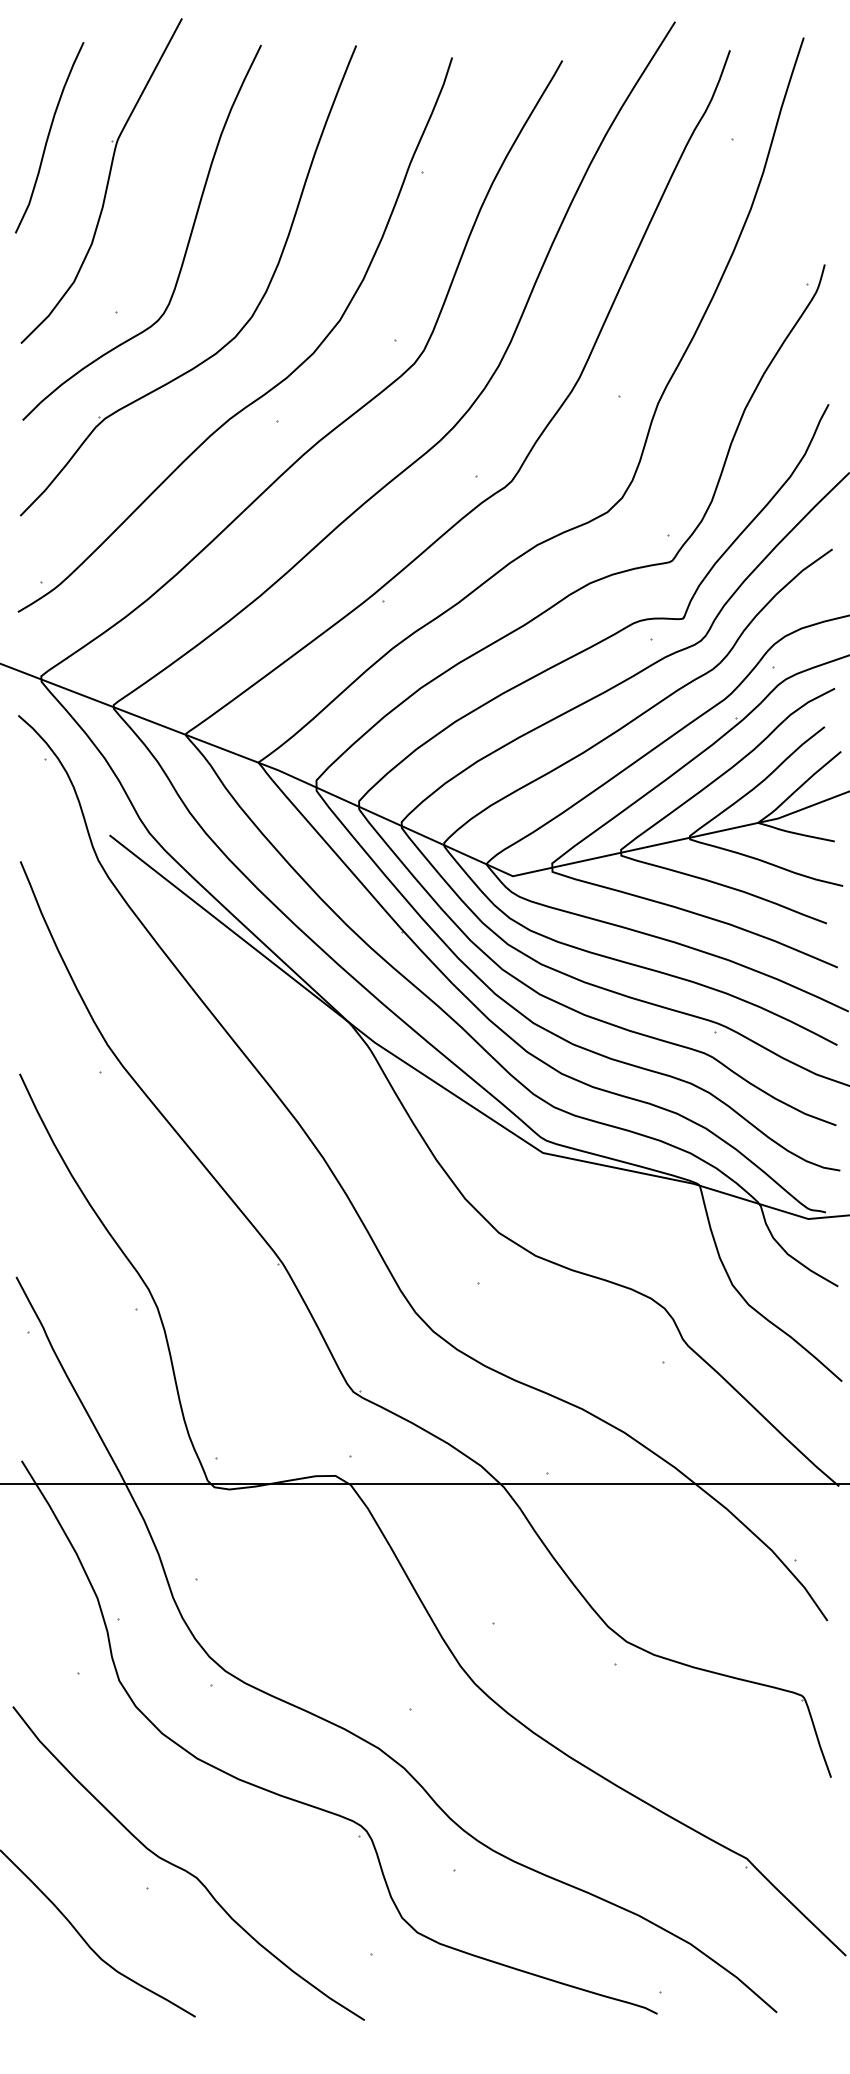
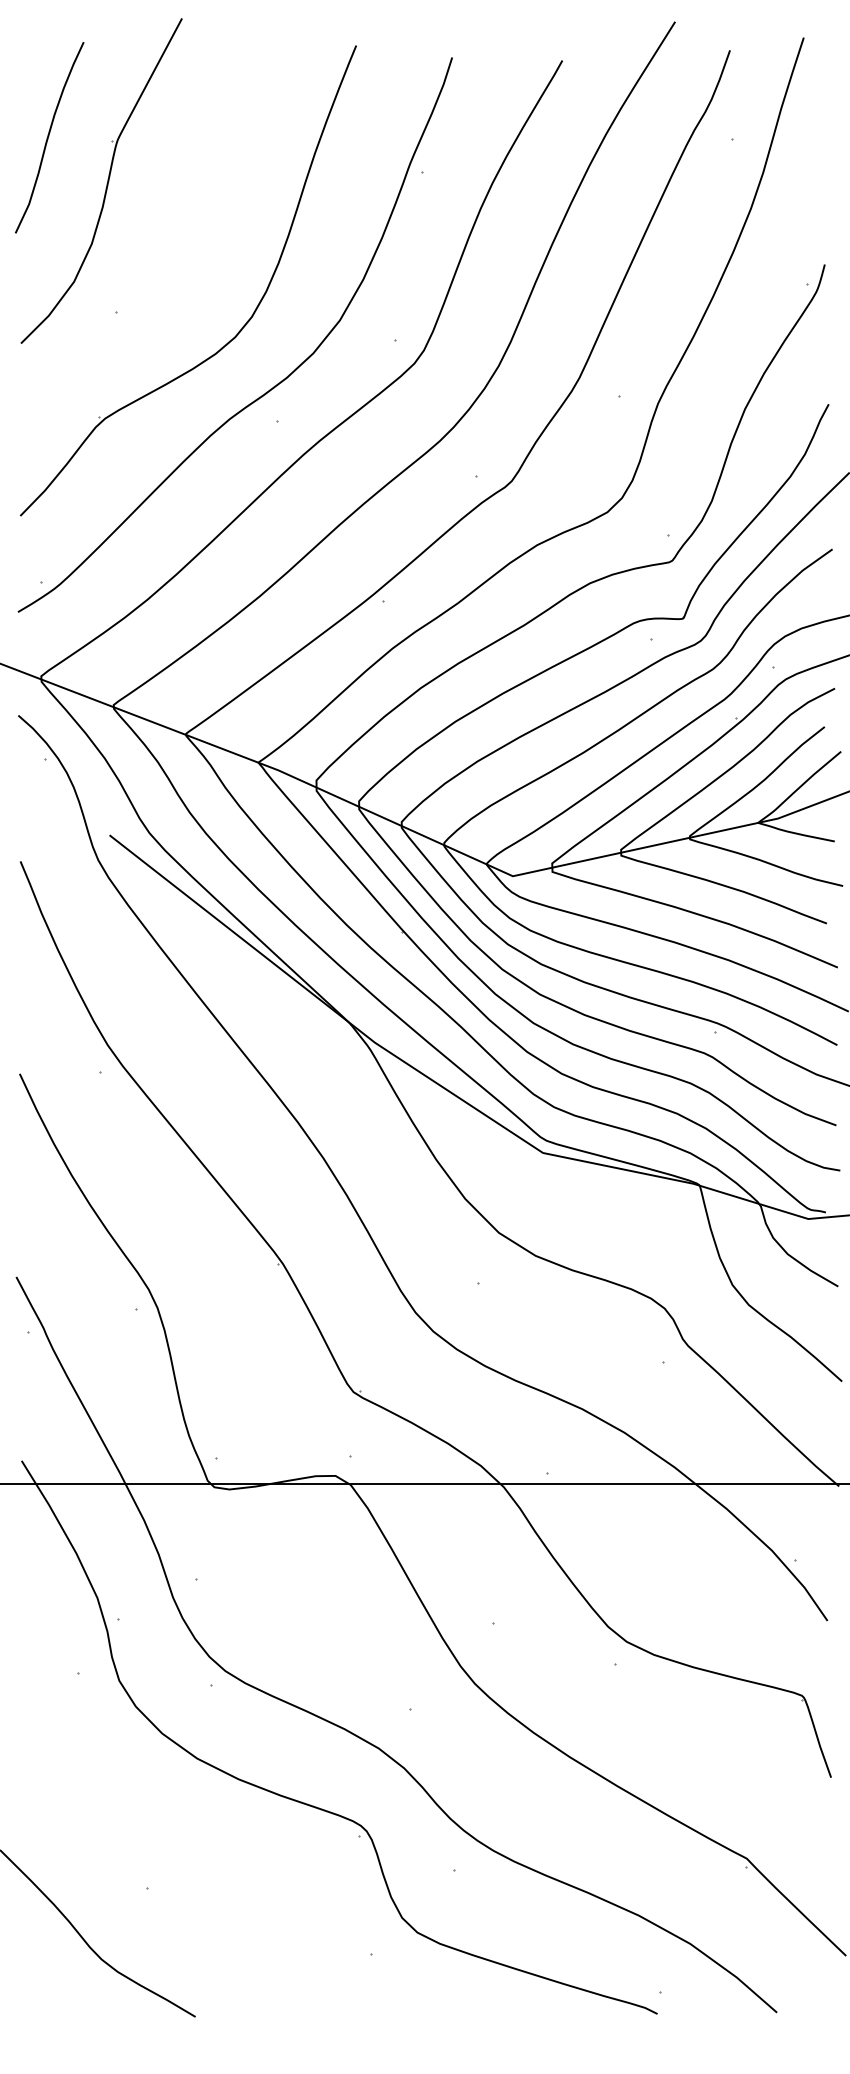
curve: present -> none (187, 242)
curve: present -> none (185, 1869)
